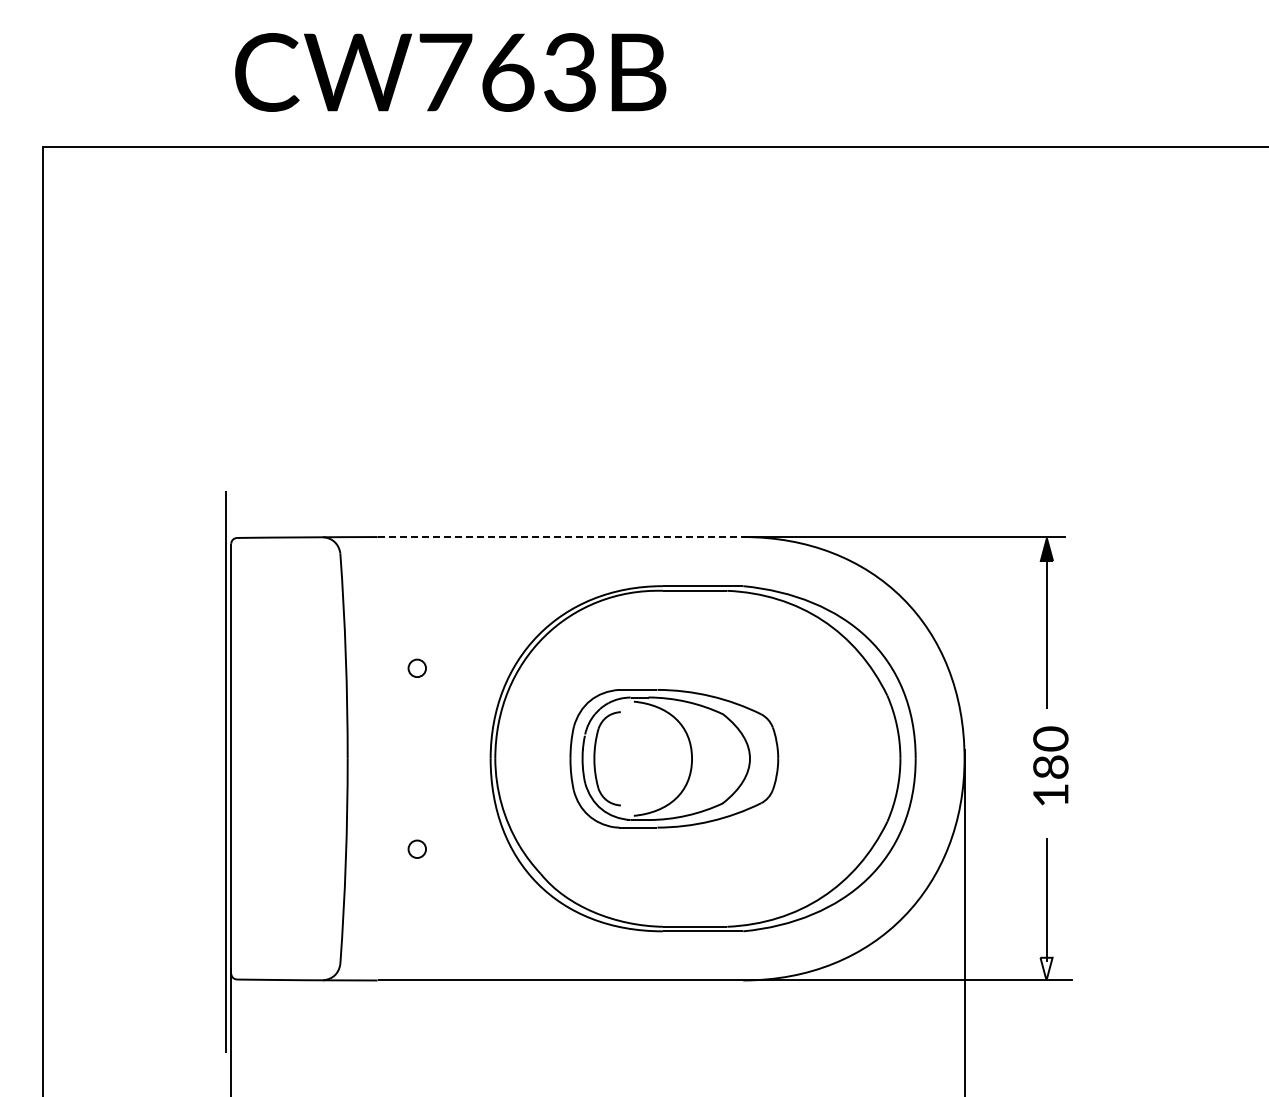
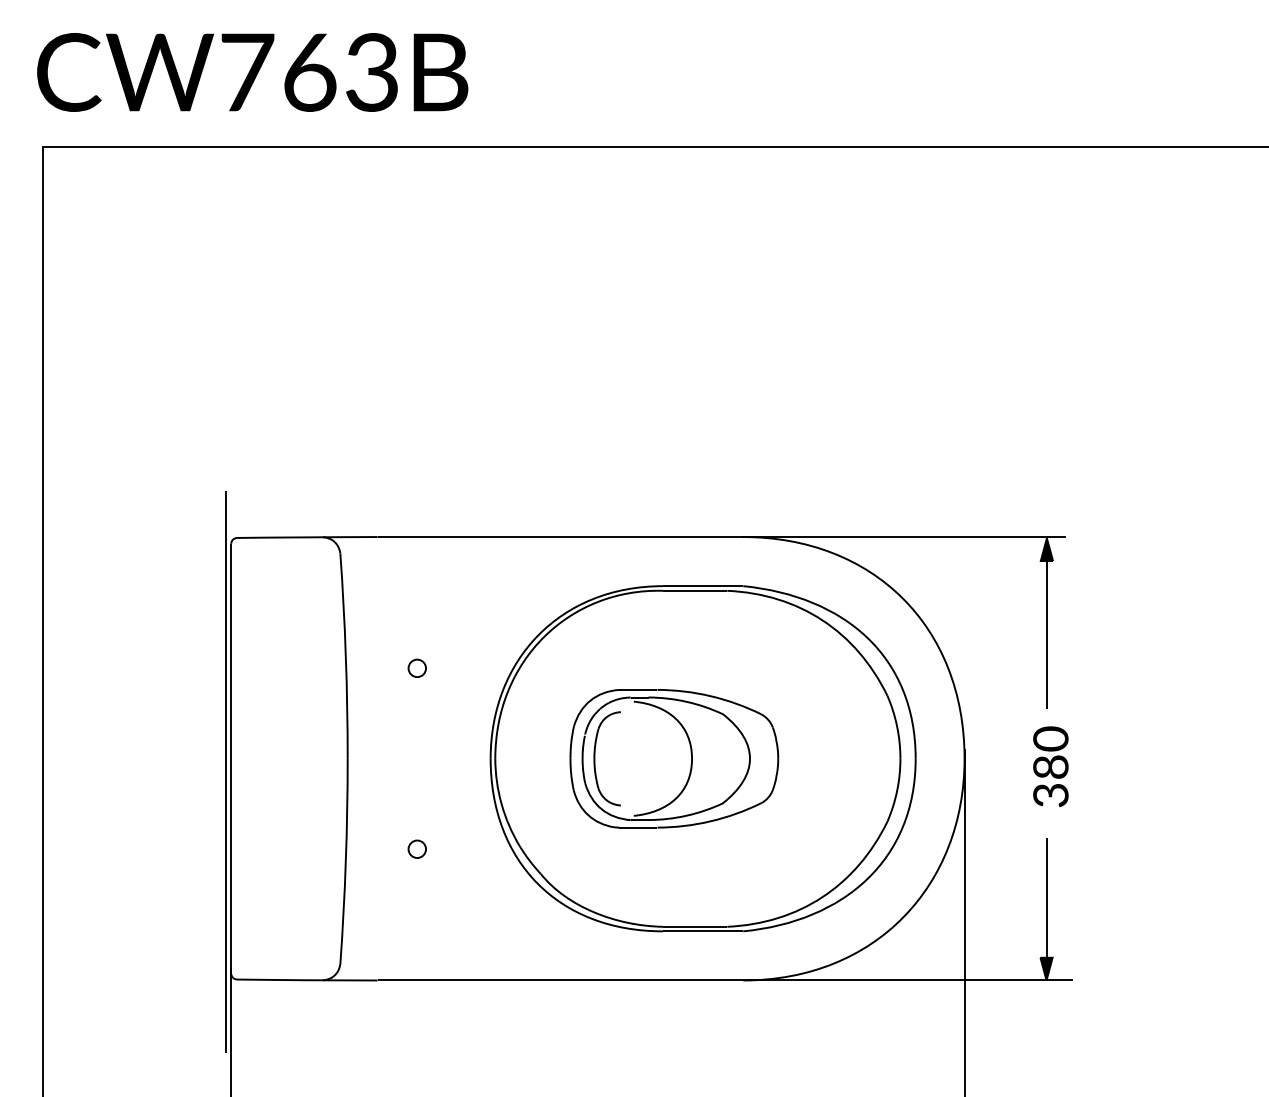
text position: (450, 72) -> (252, 72) (252, 72)
line: dashed -> solid (560, 537)
text: 180 -> 380 (1050, 795)
fill: none -> present (1046, 968)
